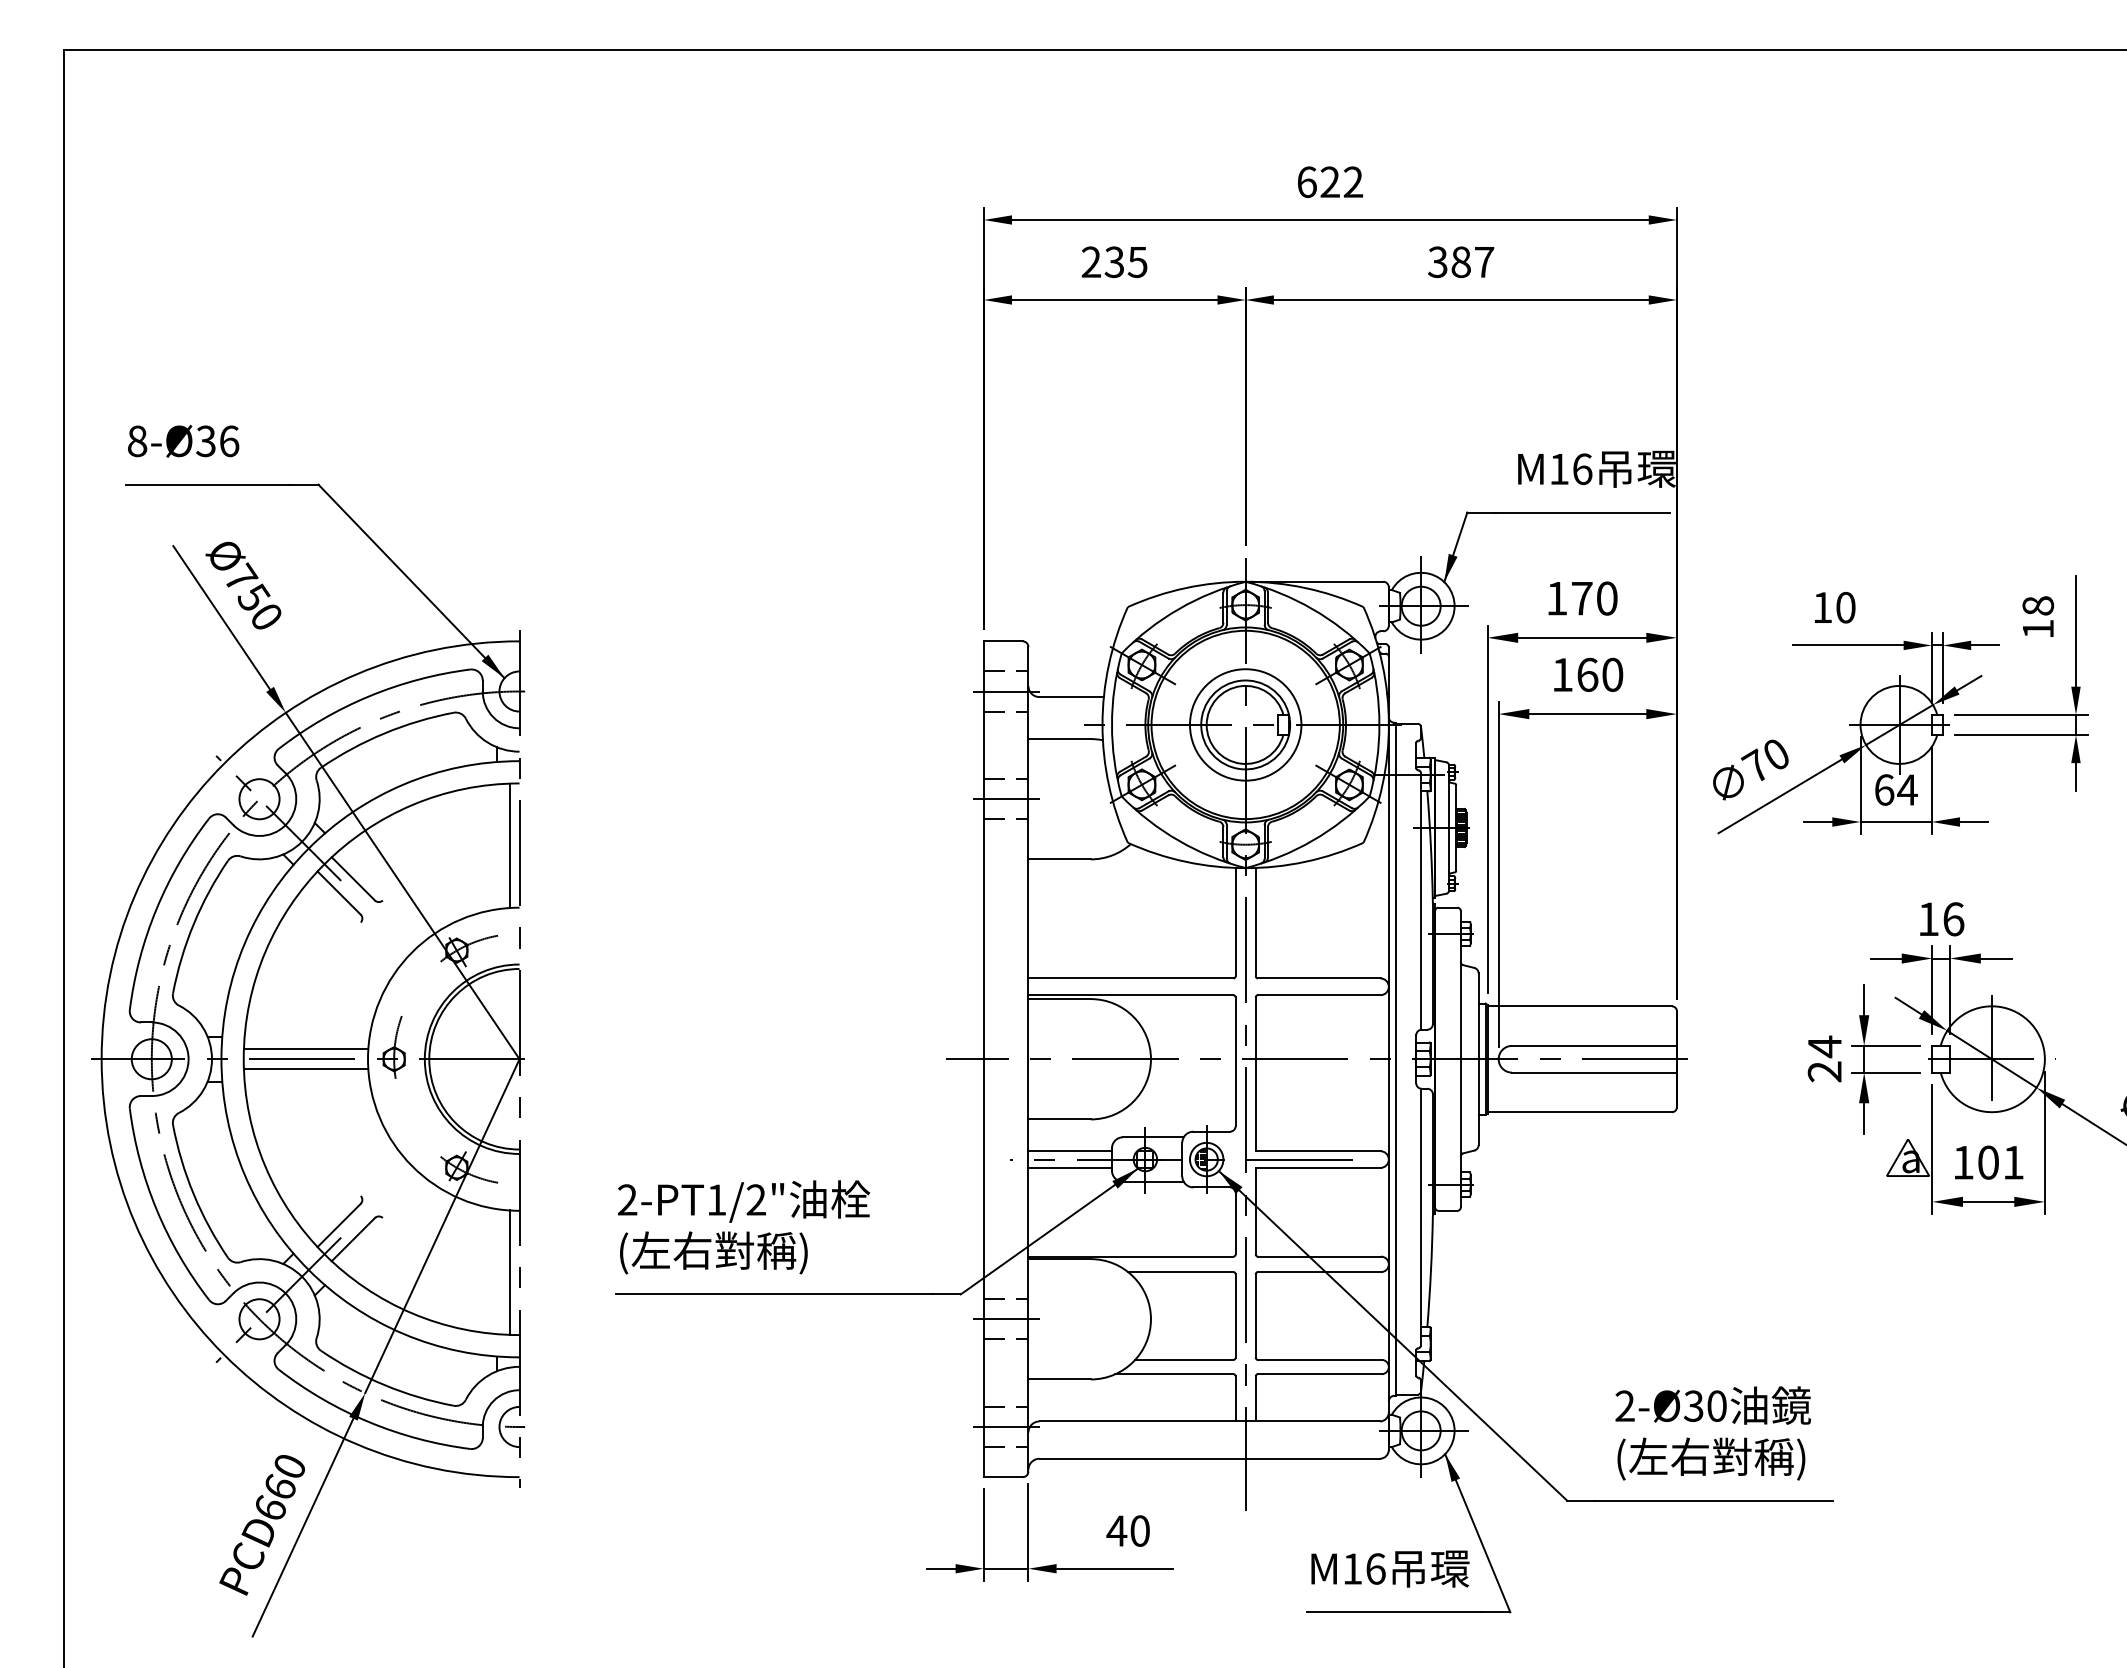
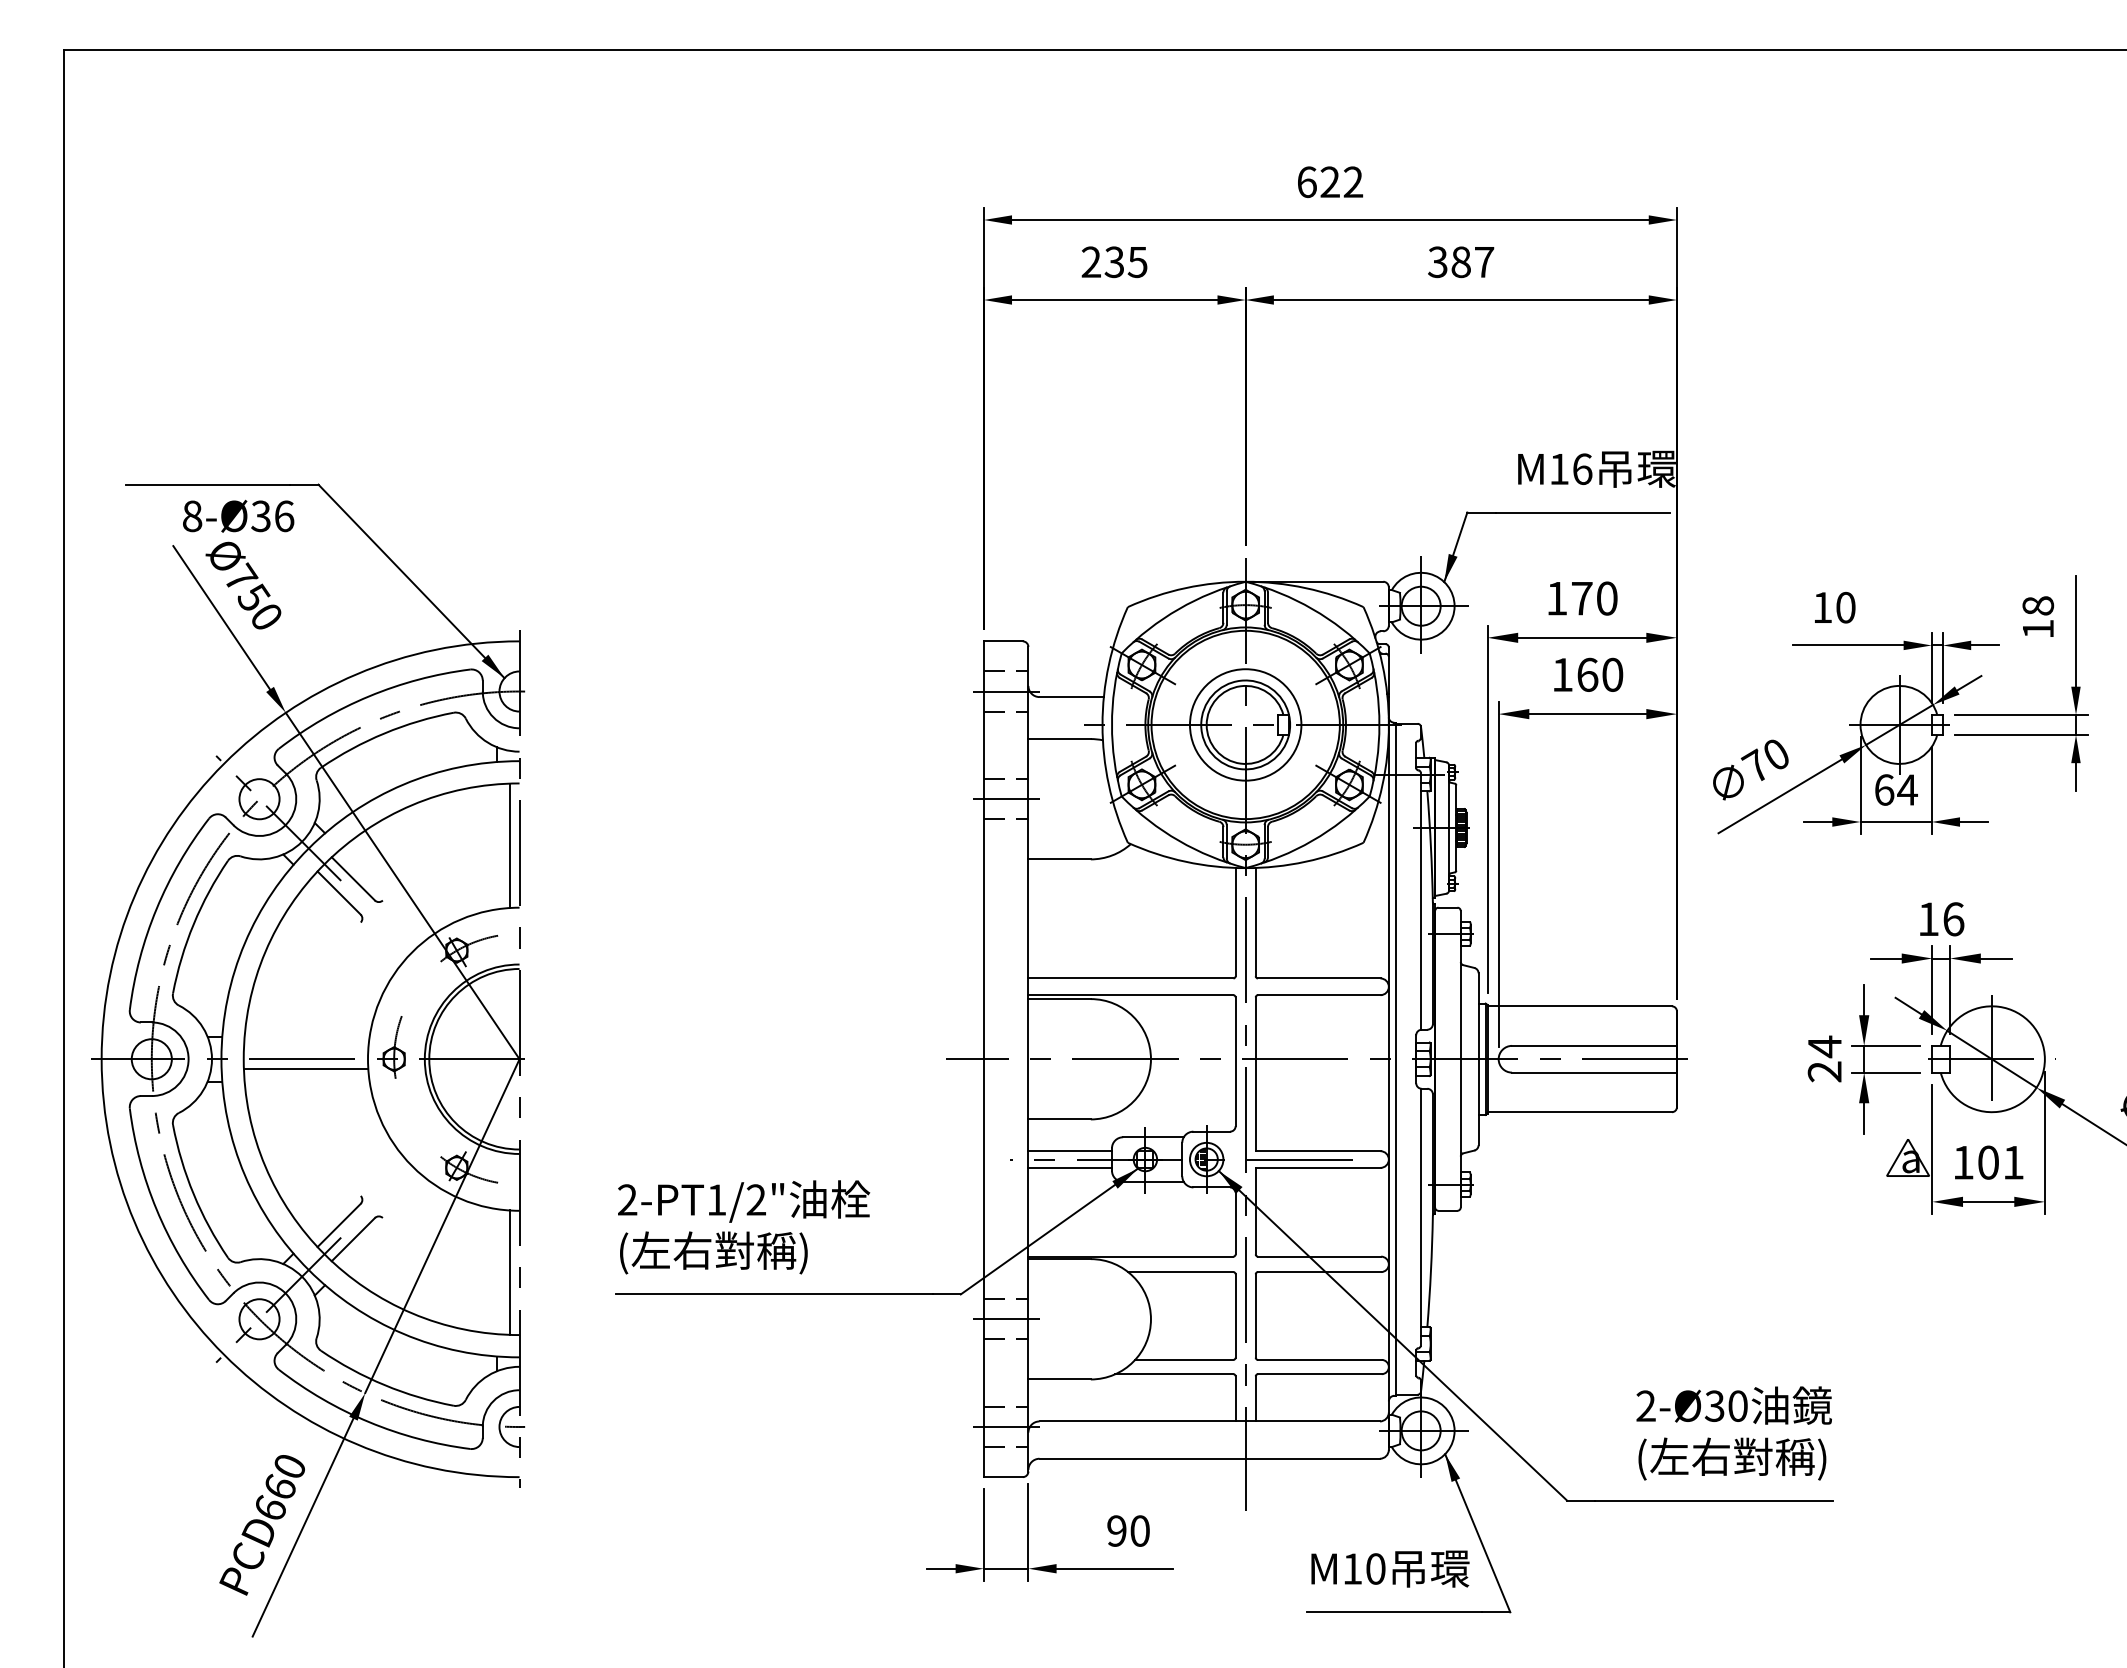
text position: (183, 440) -> (238, 515) (238, 515)
line: present -> none (305, 1049)
text position: (1712, 1433) -> (1733, 1433) (1733, 1433)
text: 40 -> 90 (1116, 1530)
text: M16 -> M10 (1375, 1568)
